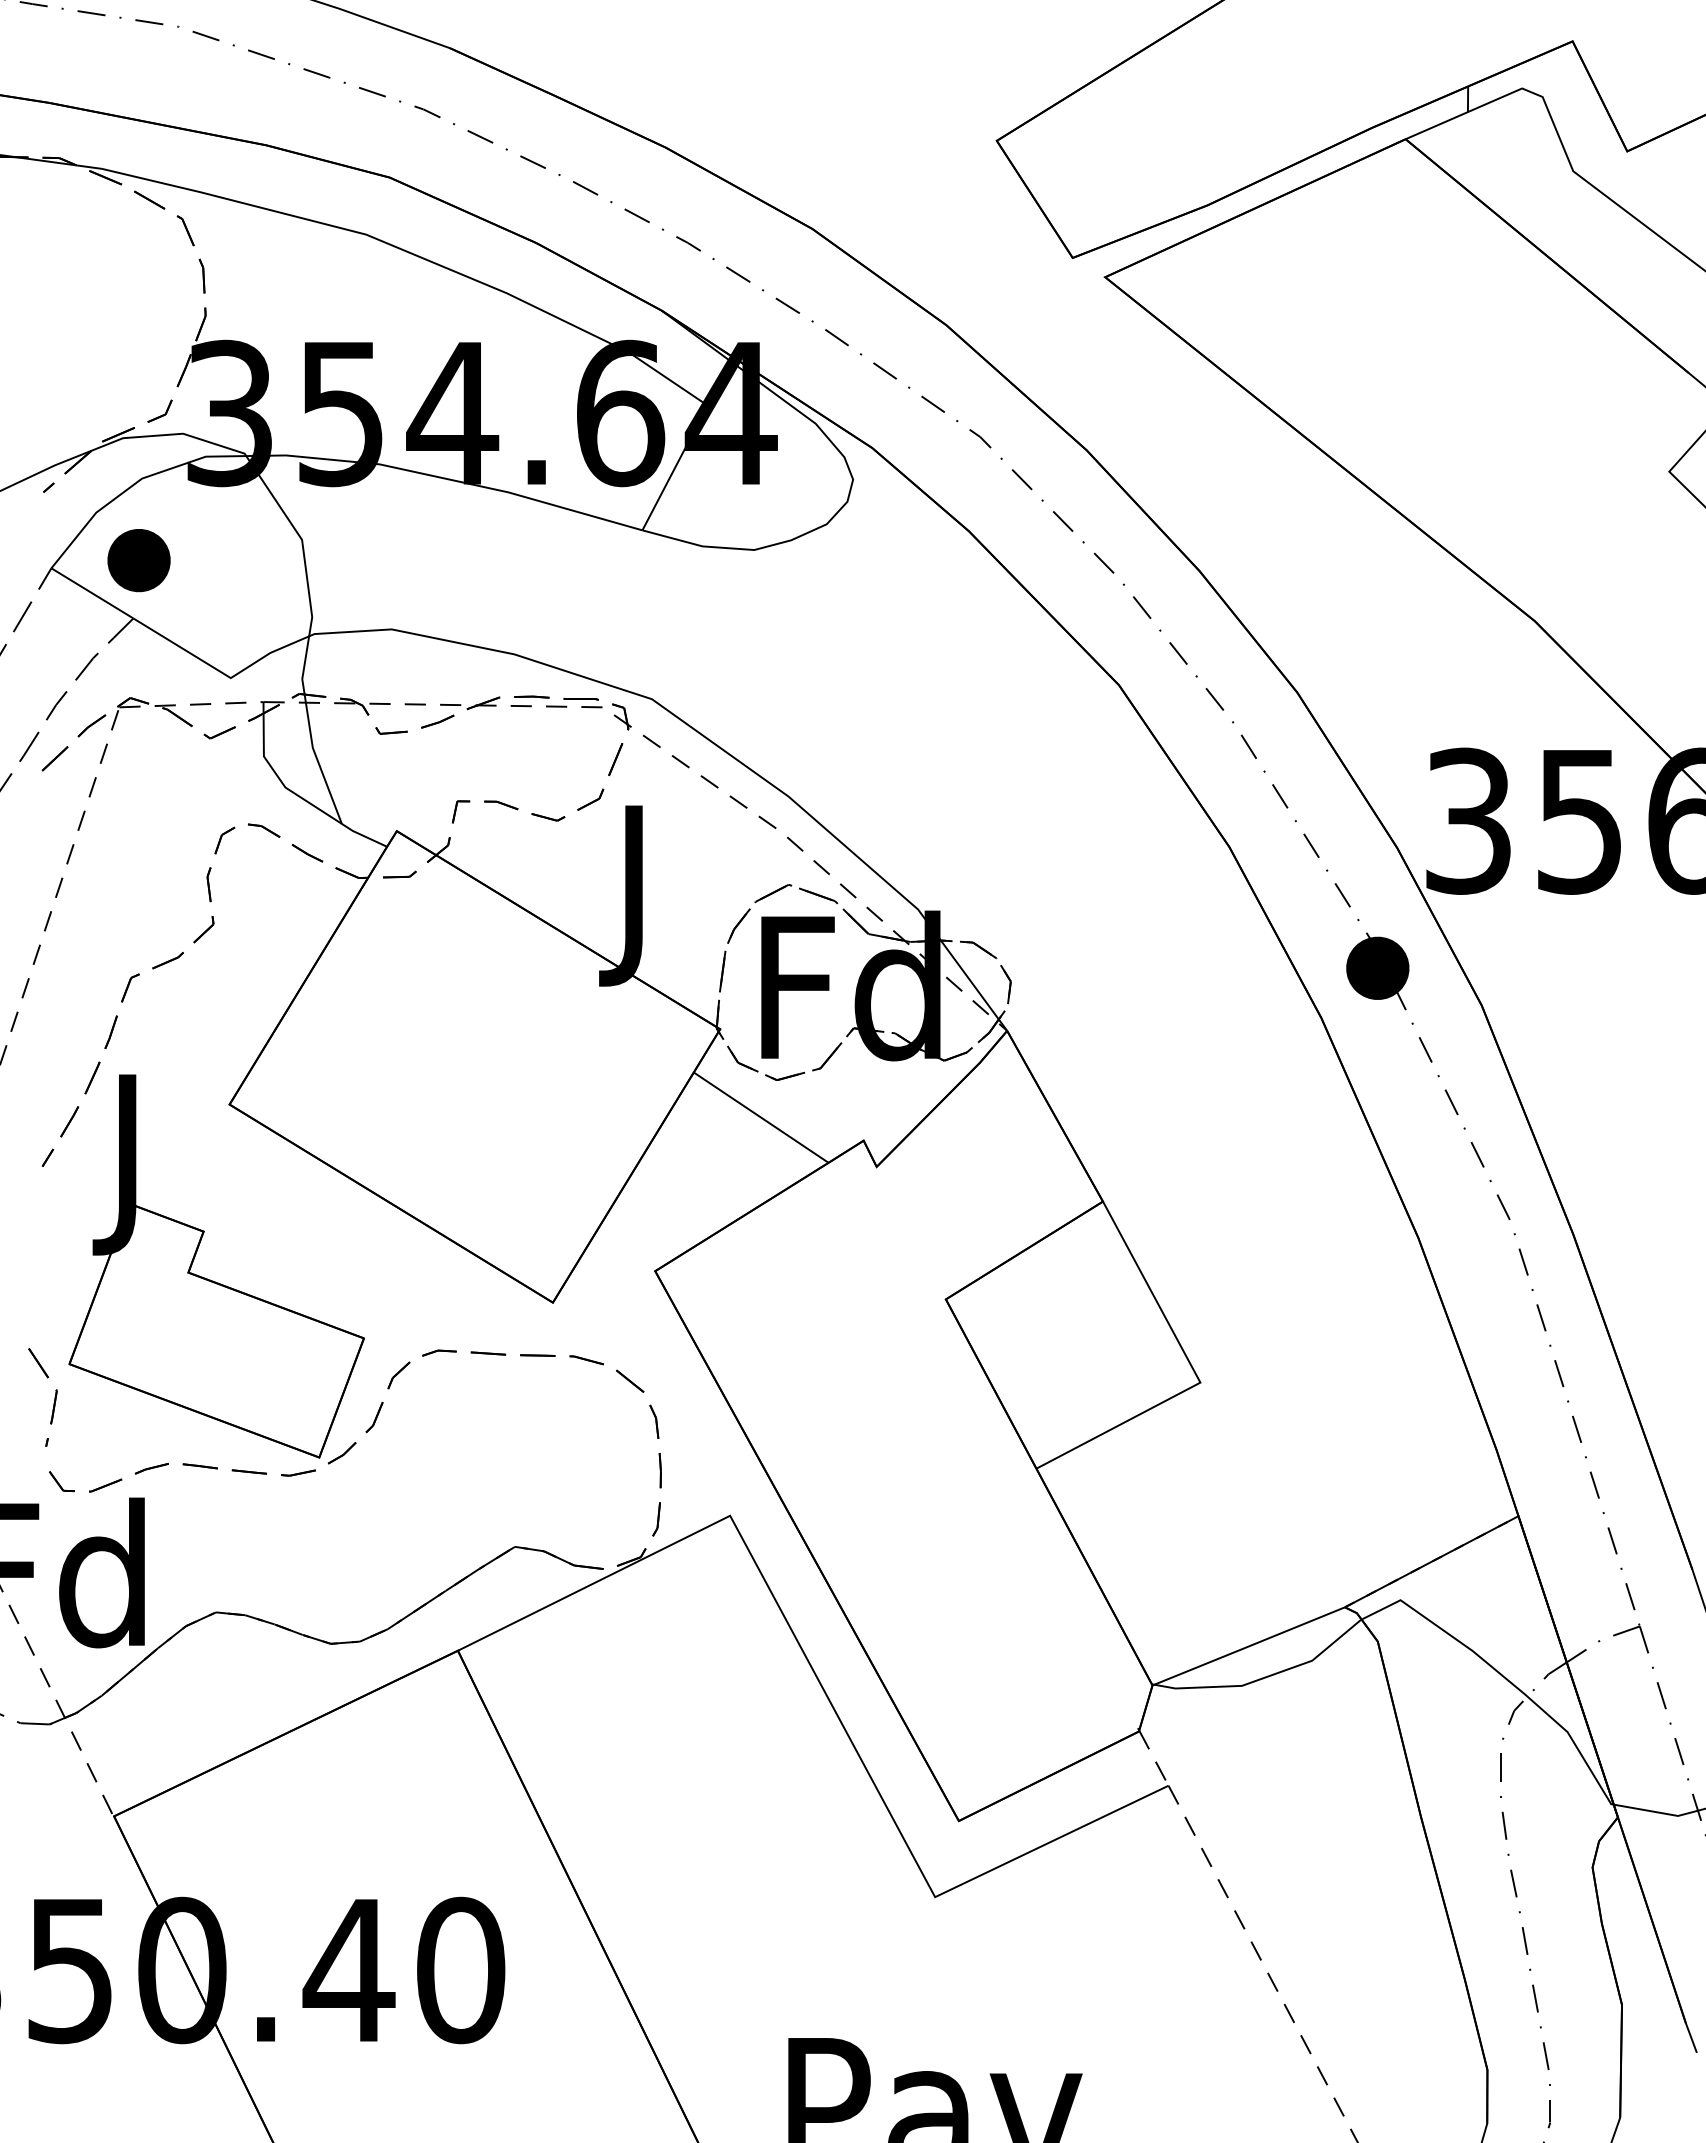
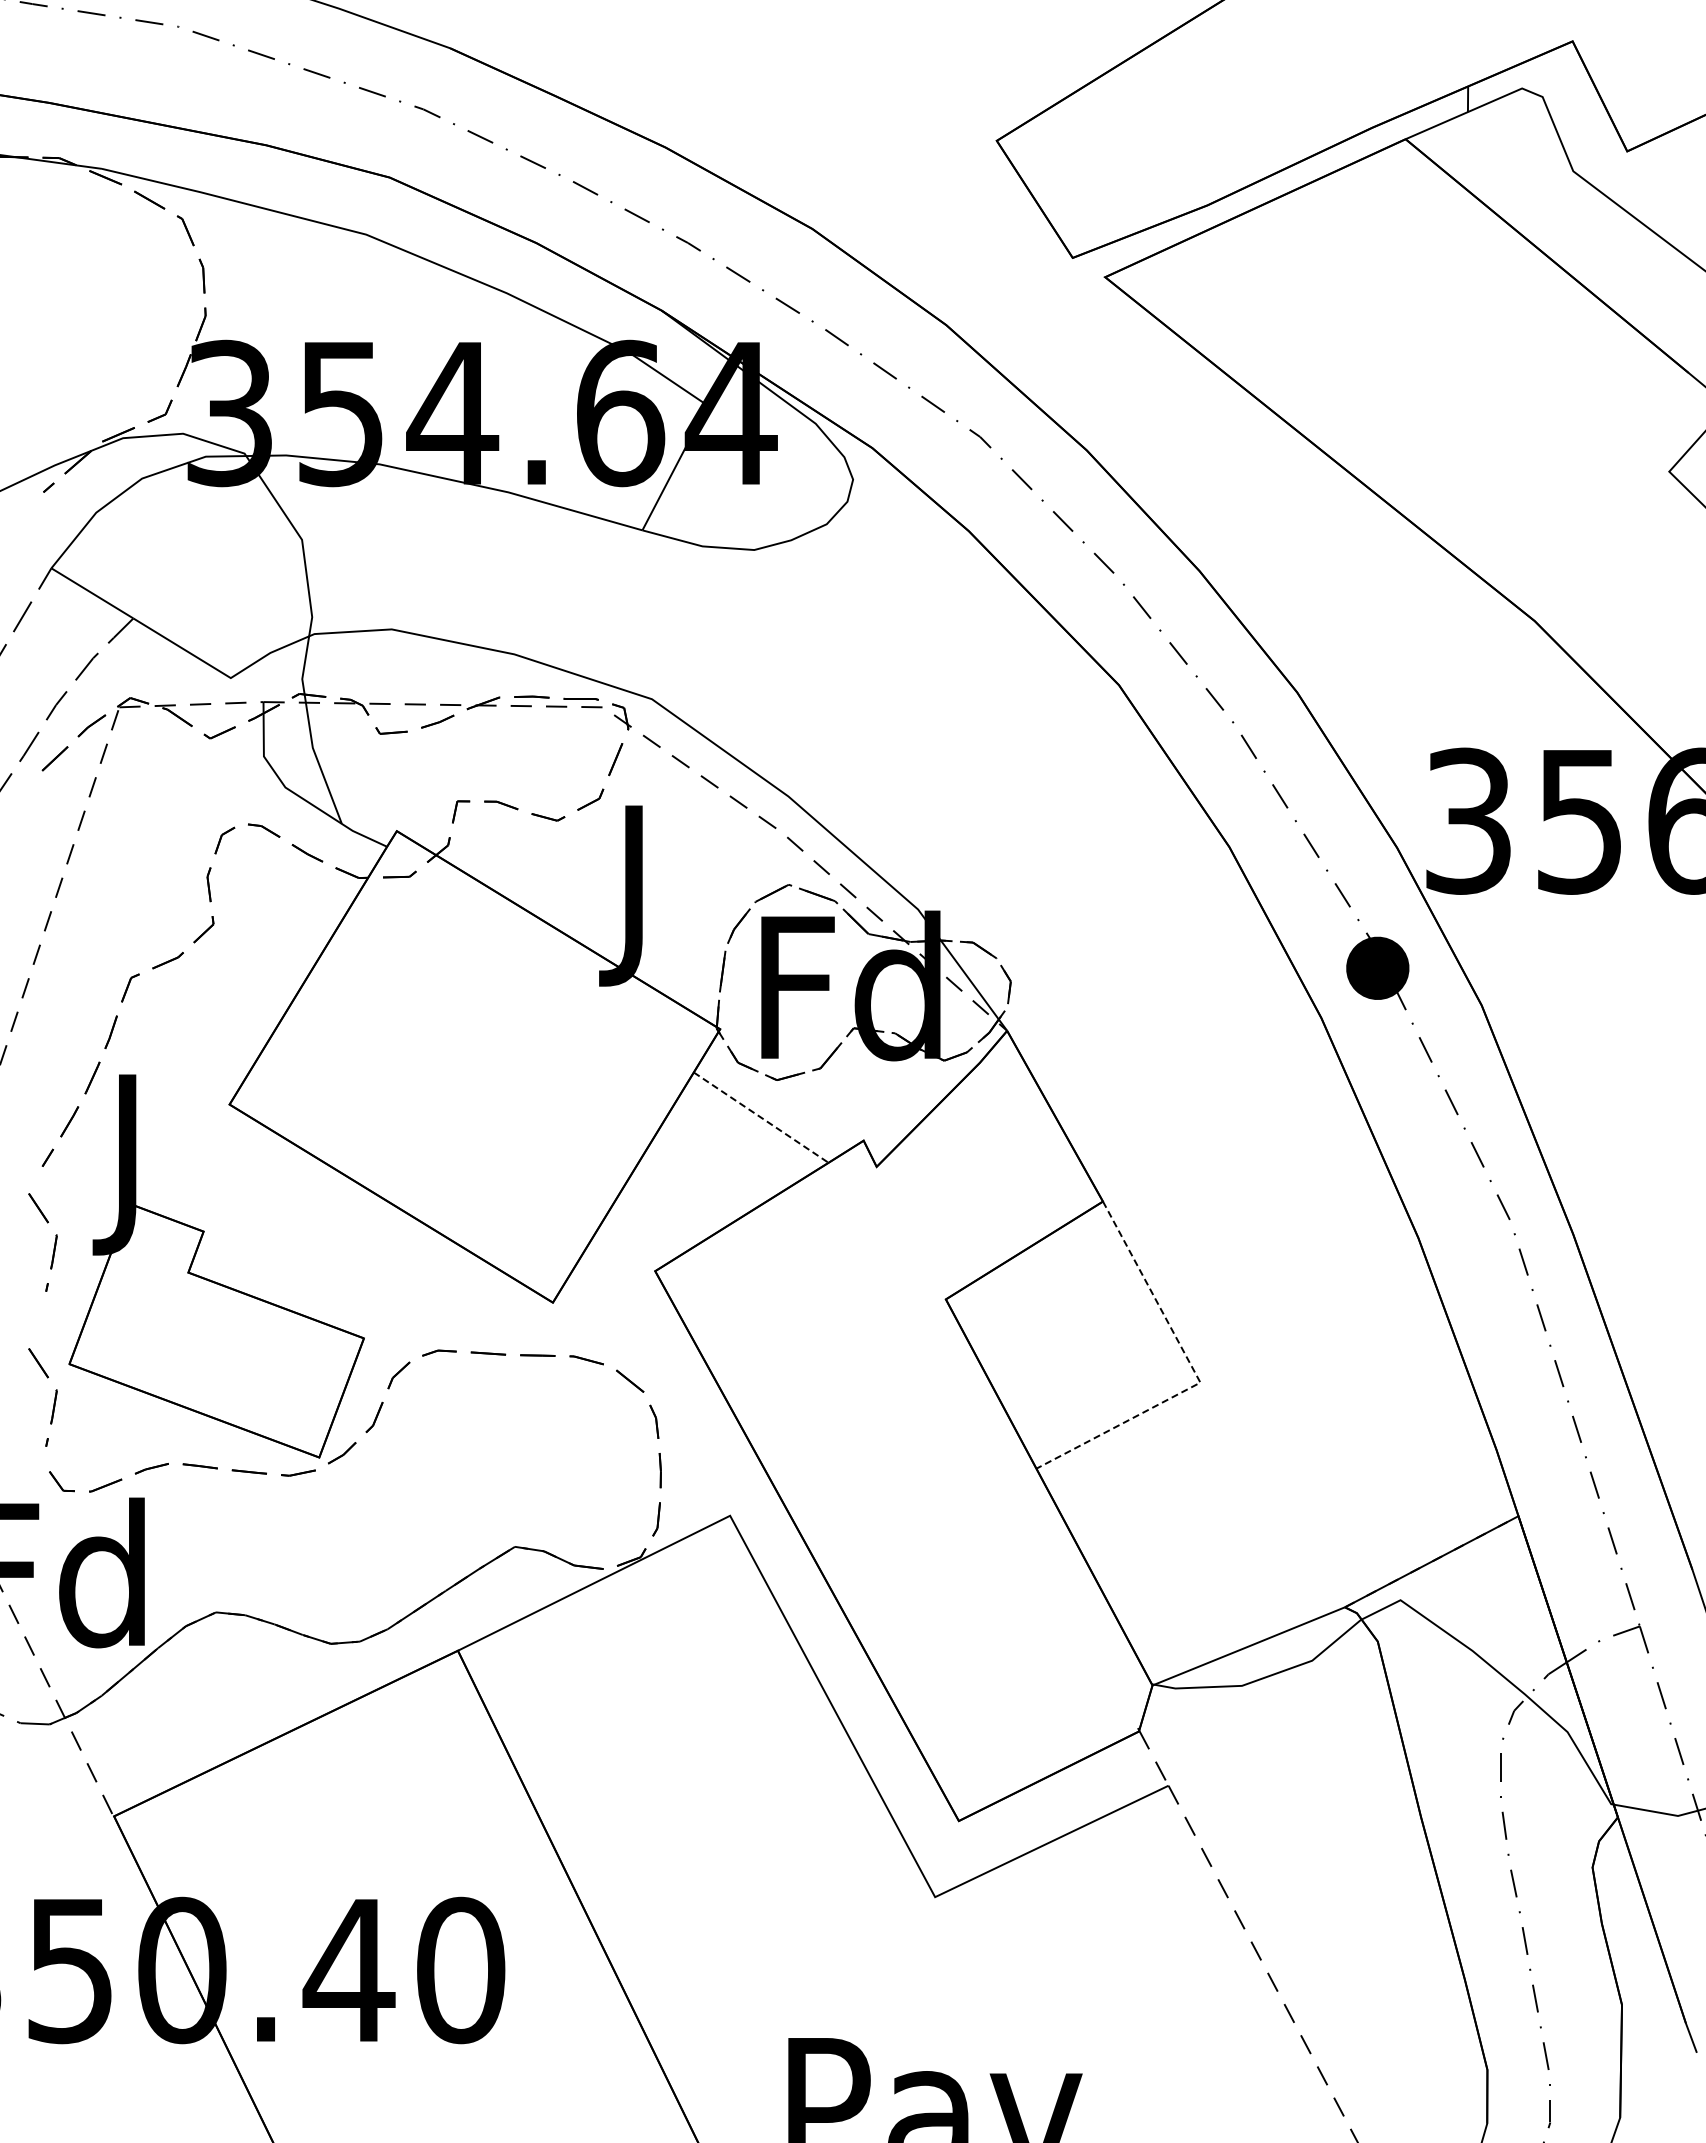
part: present -> none (138, 560)
line: solid -> dashed (761, 1117)
part: none -> present (54, 1242)
line: solid -> dashed (1196, 1374)
